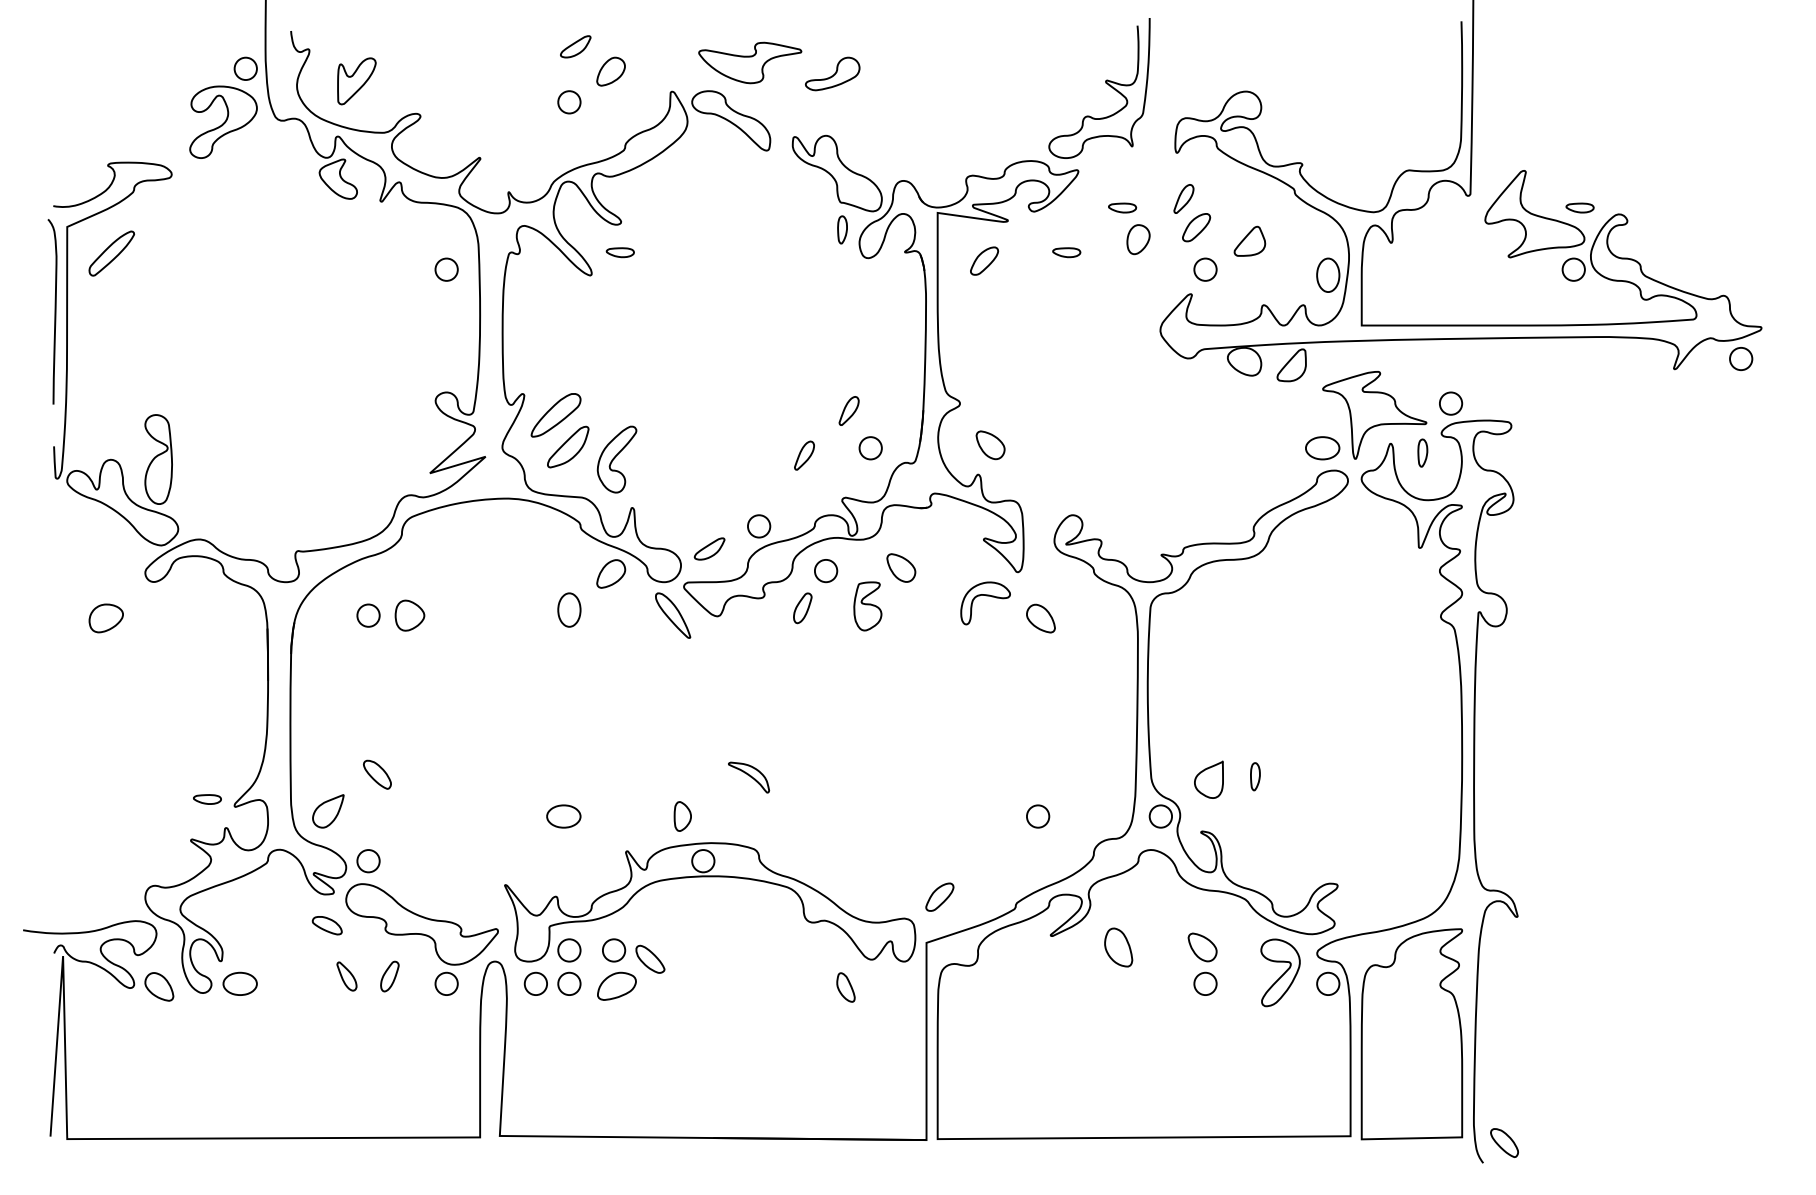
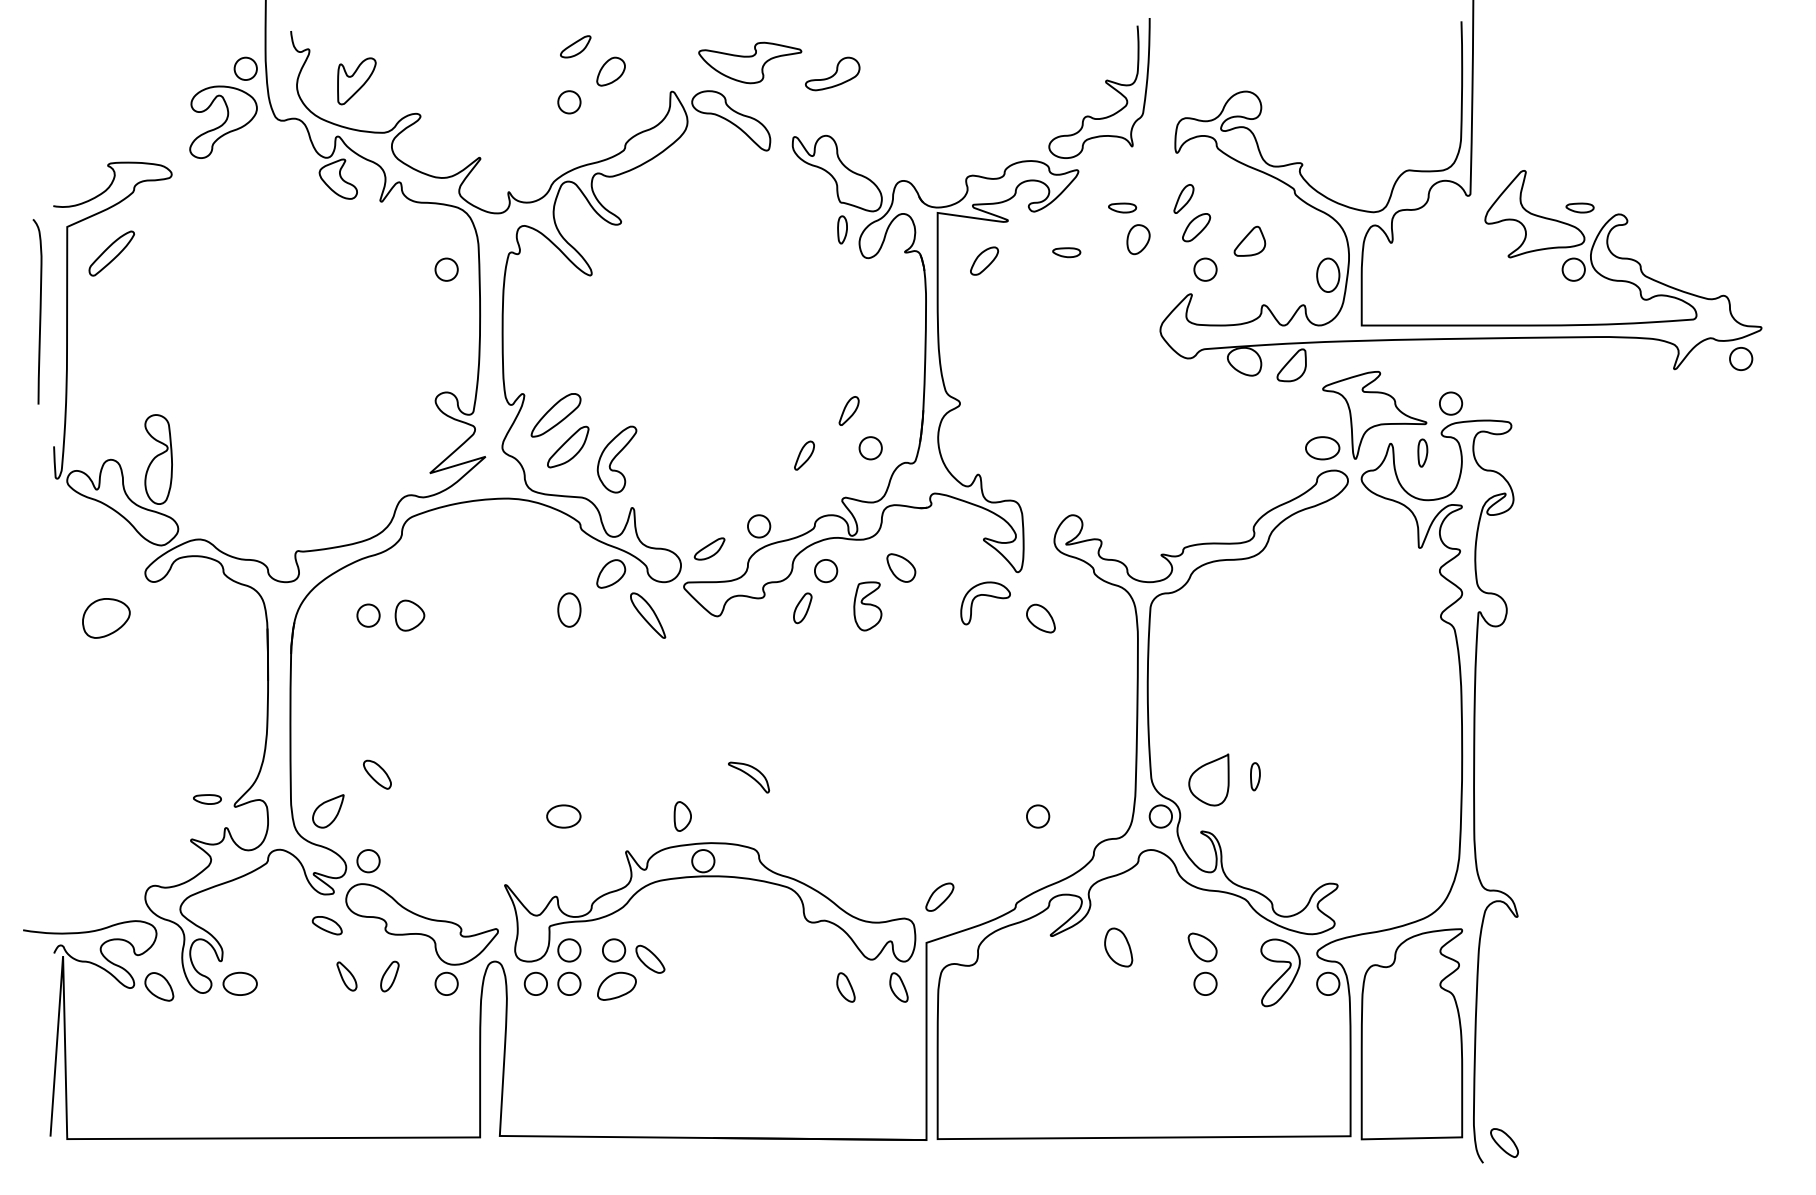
part: present -> none (619, 252)
curve position: (54, 311) -> (39, 311) (39, 311)
part: present -> none (990, 445)
part position: (673, 615) -> (648, 615) (648, 615)
part size: 36x31 px -> 49x41 px (106, 618)
part size: 30x39 px -> 42x54 px (1208, 779)
part: none -> present (898, 987)
